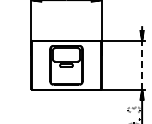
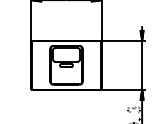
line: dashed -> solid (142, 65)
